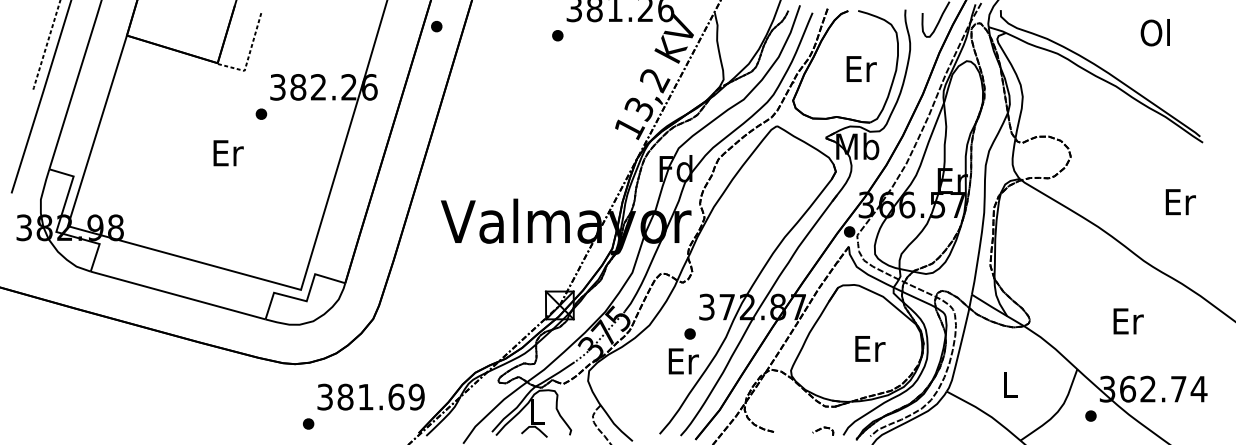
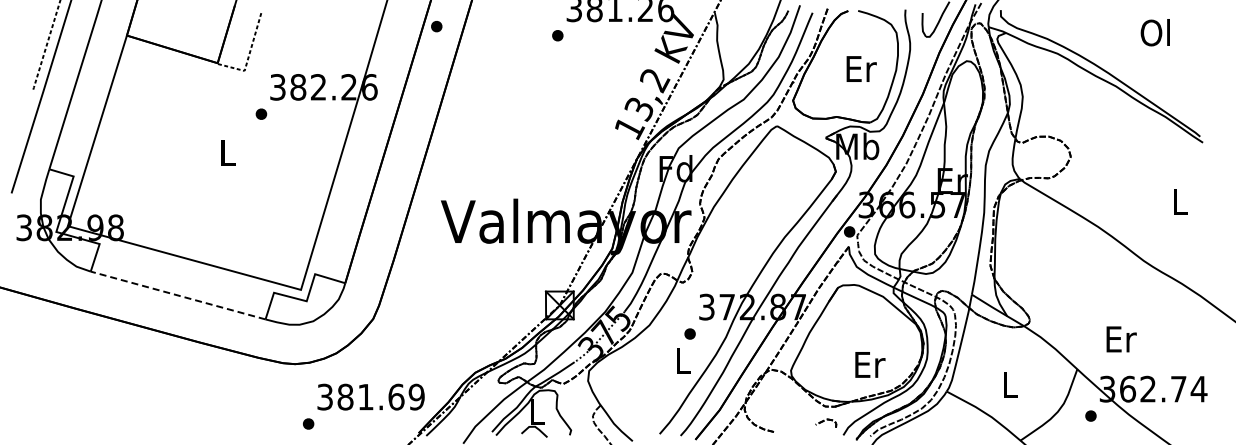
text: Er -> L (228, 153)
text: Er -> L (1180, 202)
line: solid -> dashed (178, 295)
text position: (1128, 321) -> (1121, 339) (1121, 339)
text position: (870, 348) -> (870, 364) (870, 364)
text: Er -> L (683, 361)
part position: (823, 430) -> (826, 422) (826, 422)
